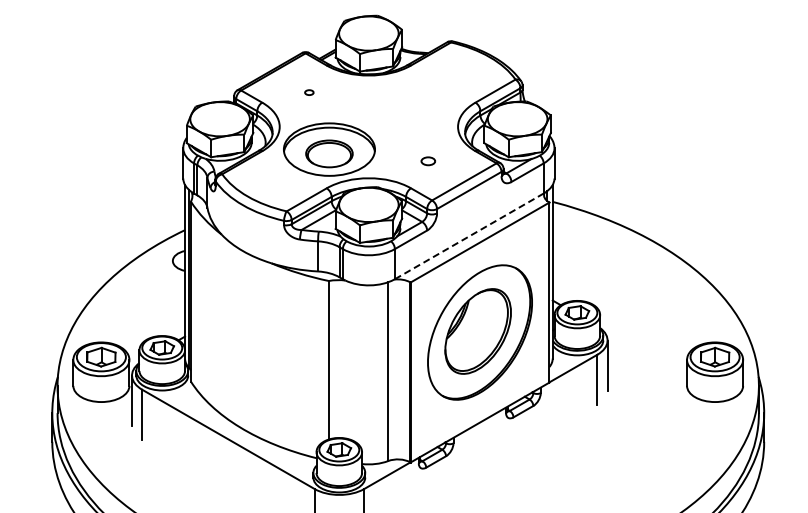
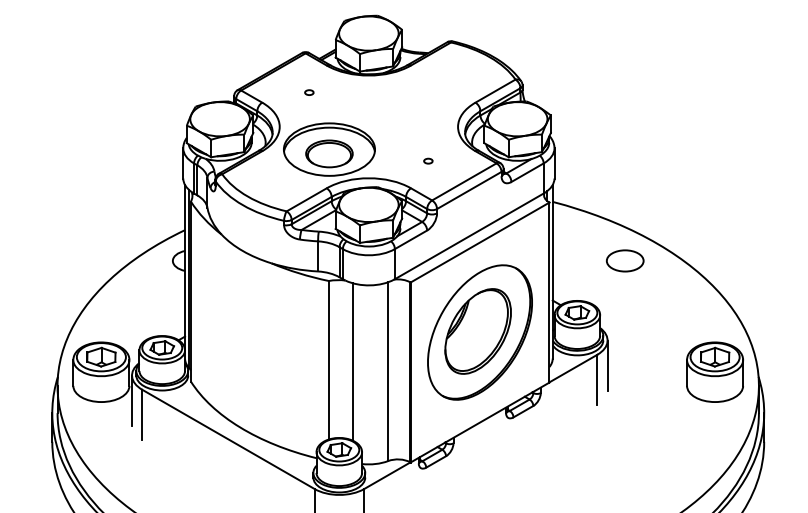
part size: 16x11 px -> 11x8 px (428, 160)
line: dashed -> solid (469, 236)
part: none -> present (625, 260)
line: none -> present (352, 361)
